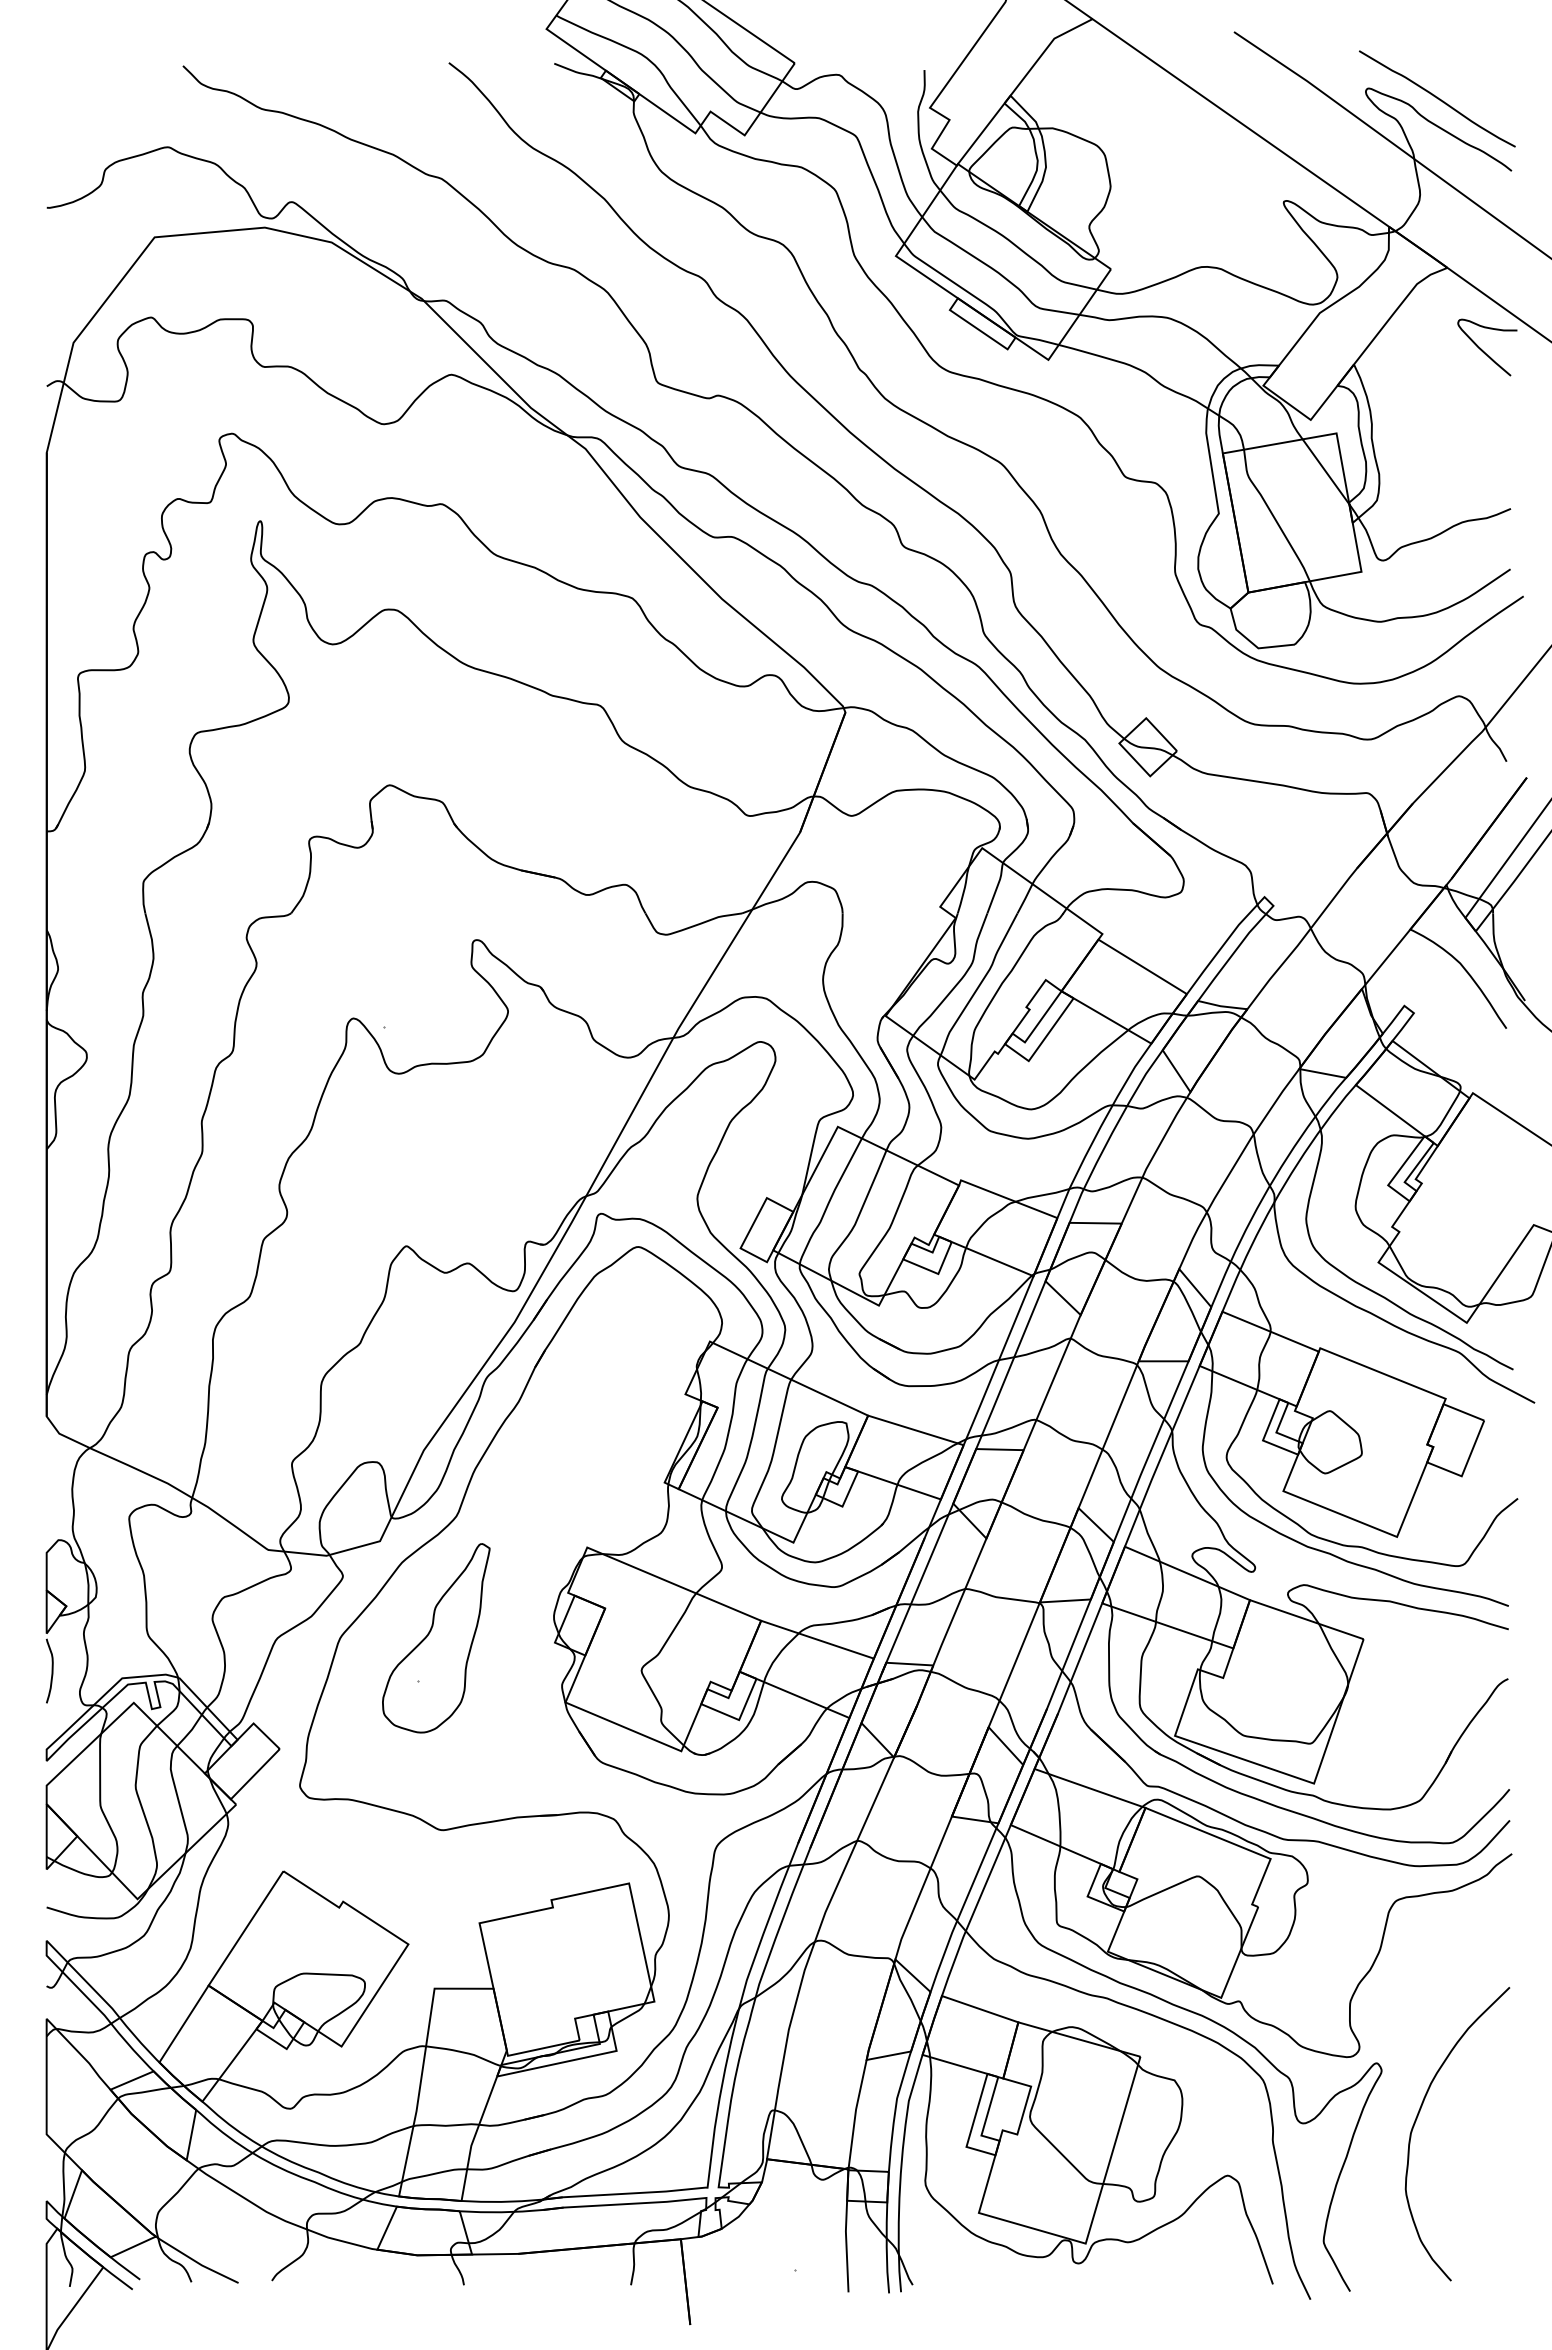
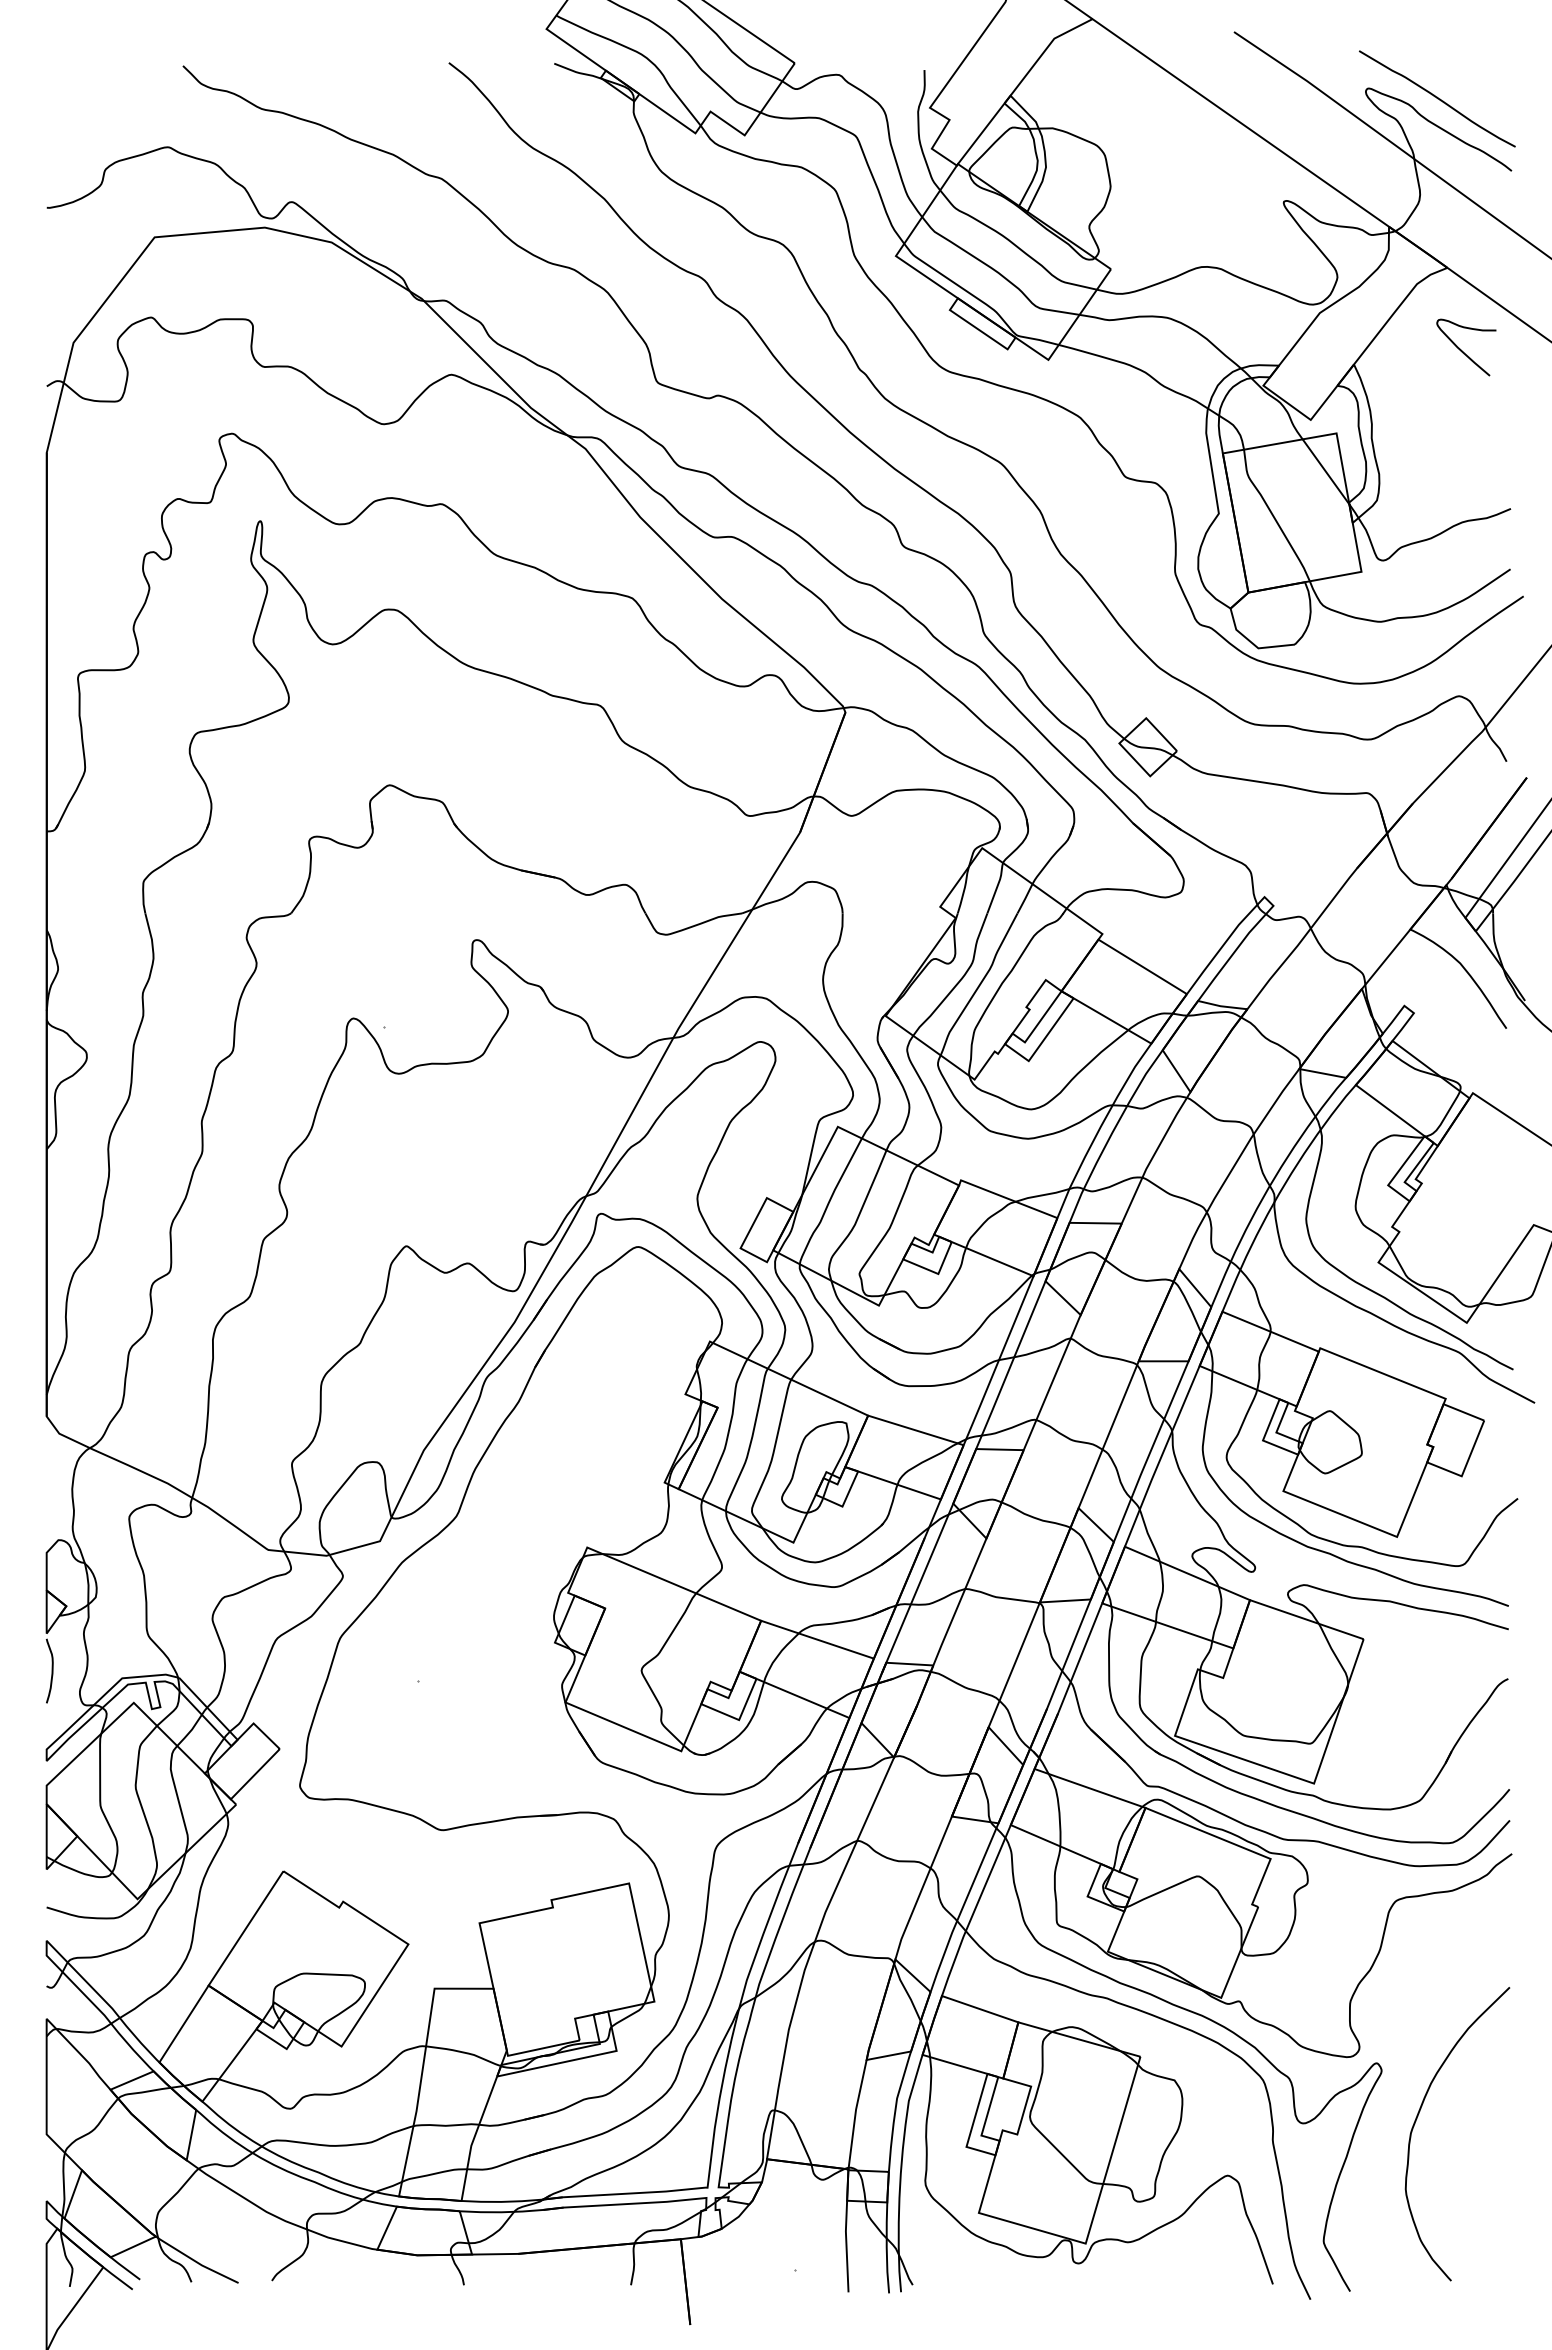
curve position: (1483, 350) -> (1462, 350) (1462, 350)
part: present -> none (436, 1638)
